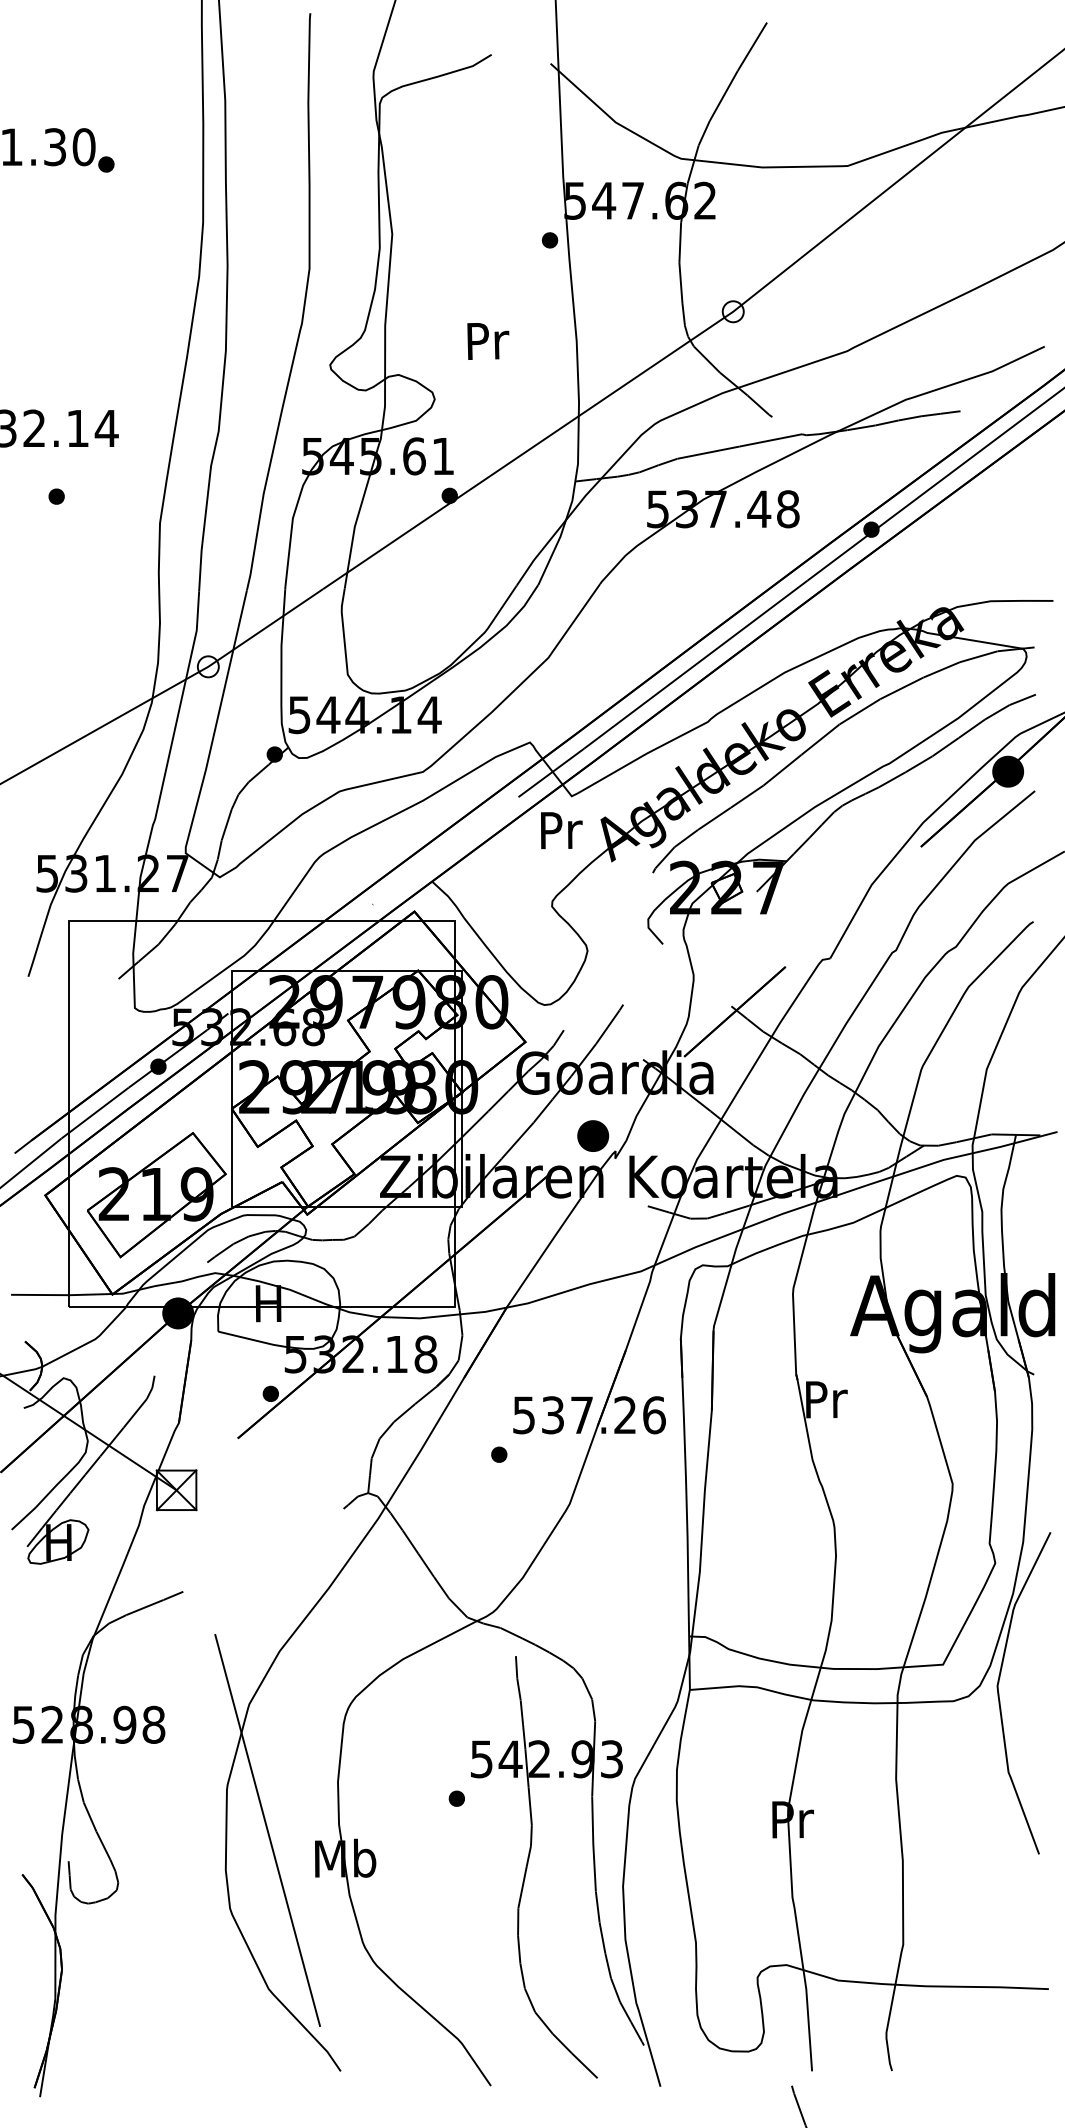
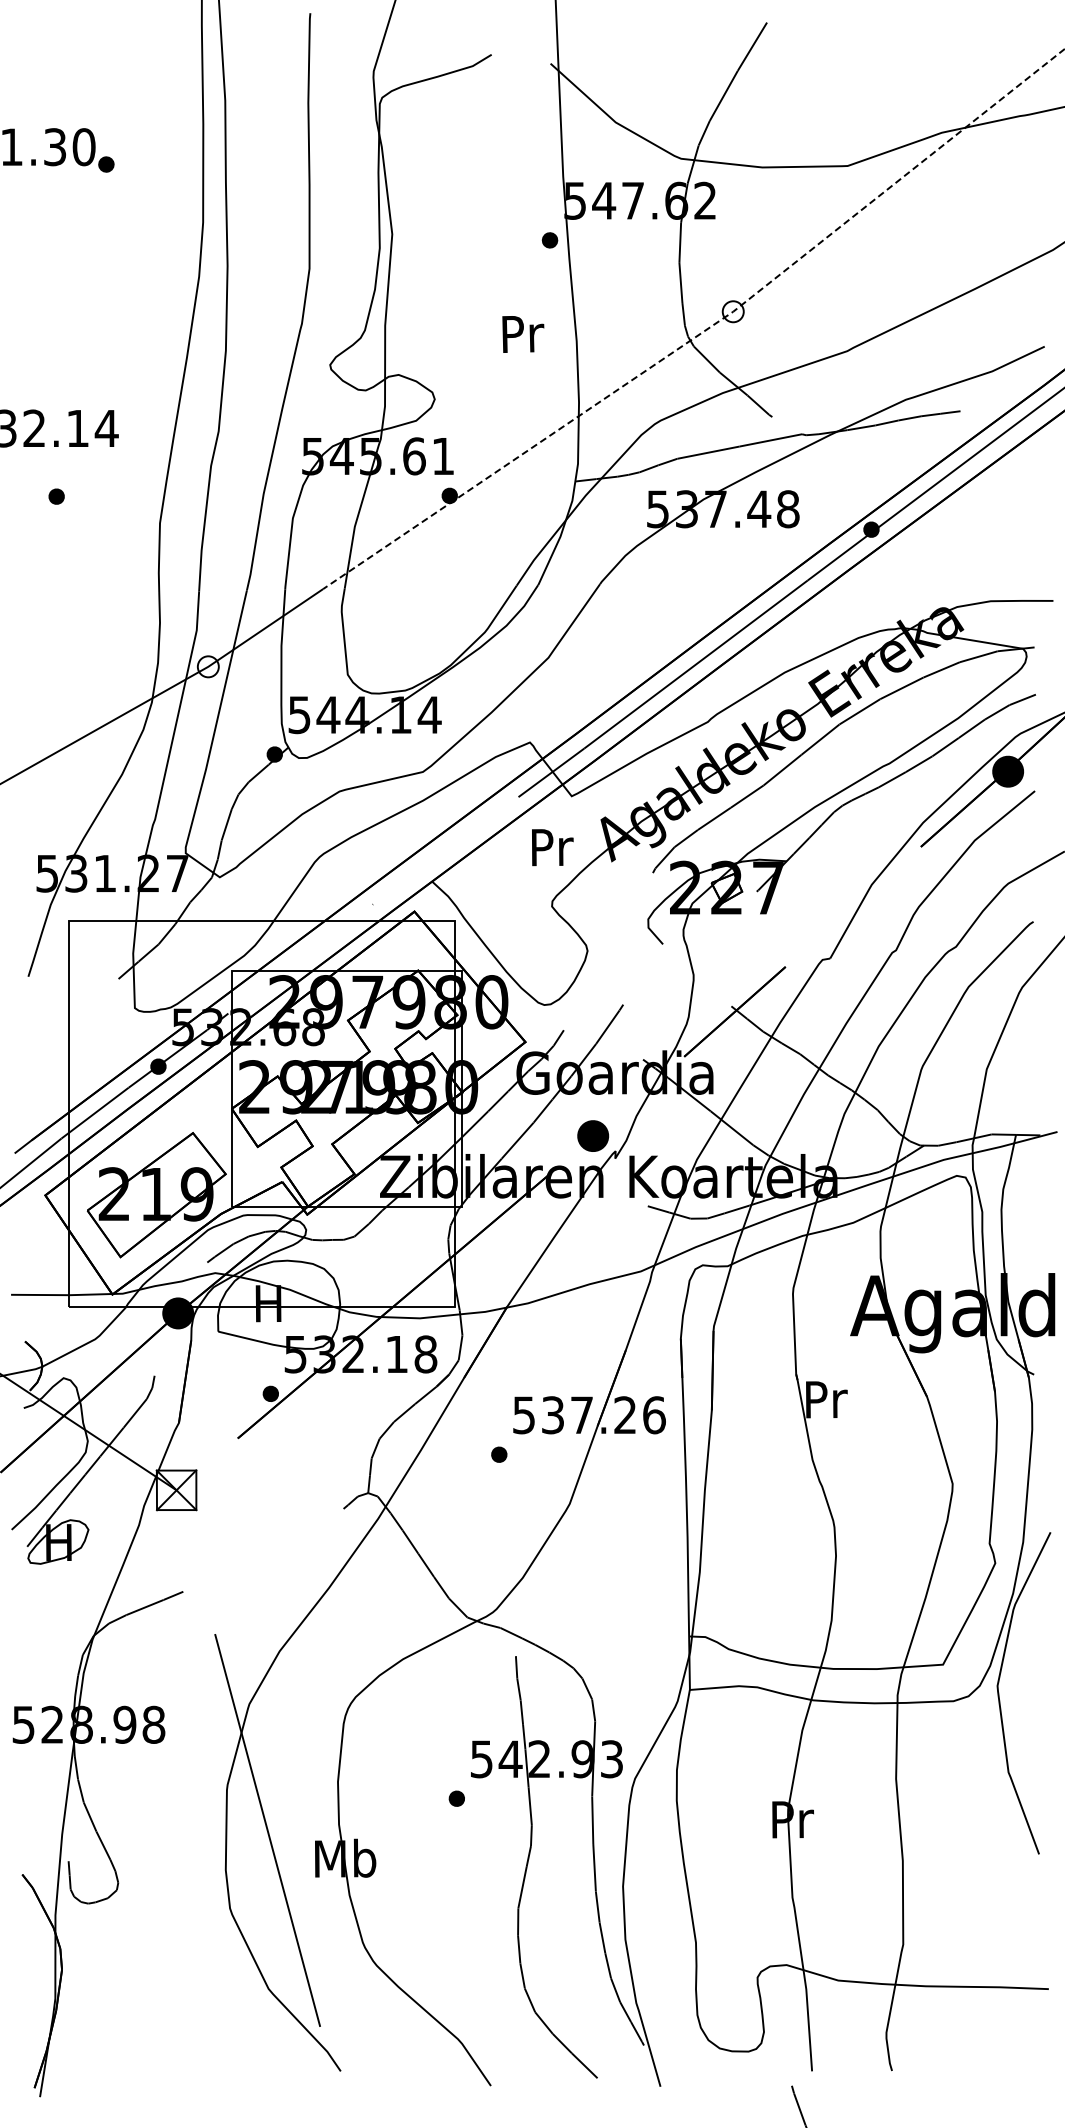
line: solid -> dashed (703, 331)
text position: (488, 341) -> (523, 334) (523, 334)
text position: (561, 830) -> (552, 847) (552, 847)
